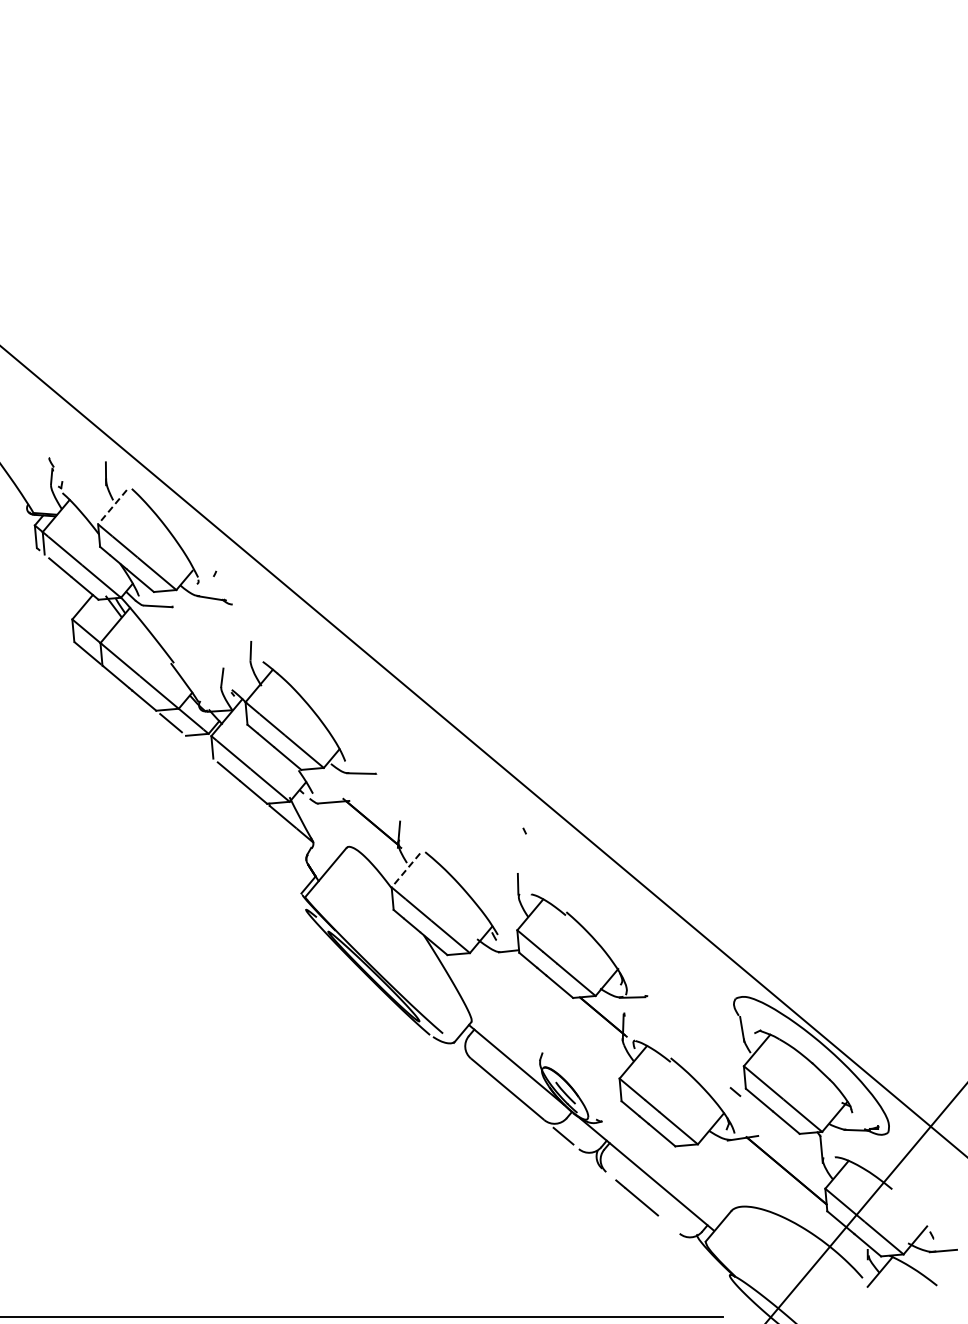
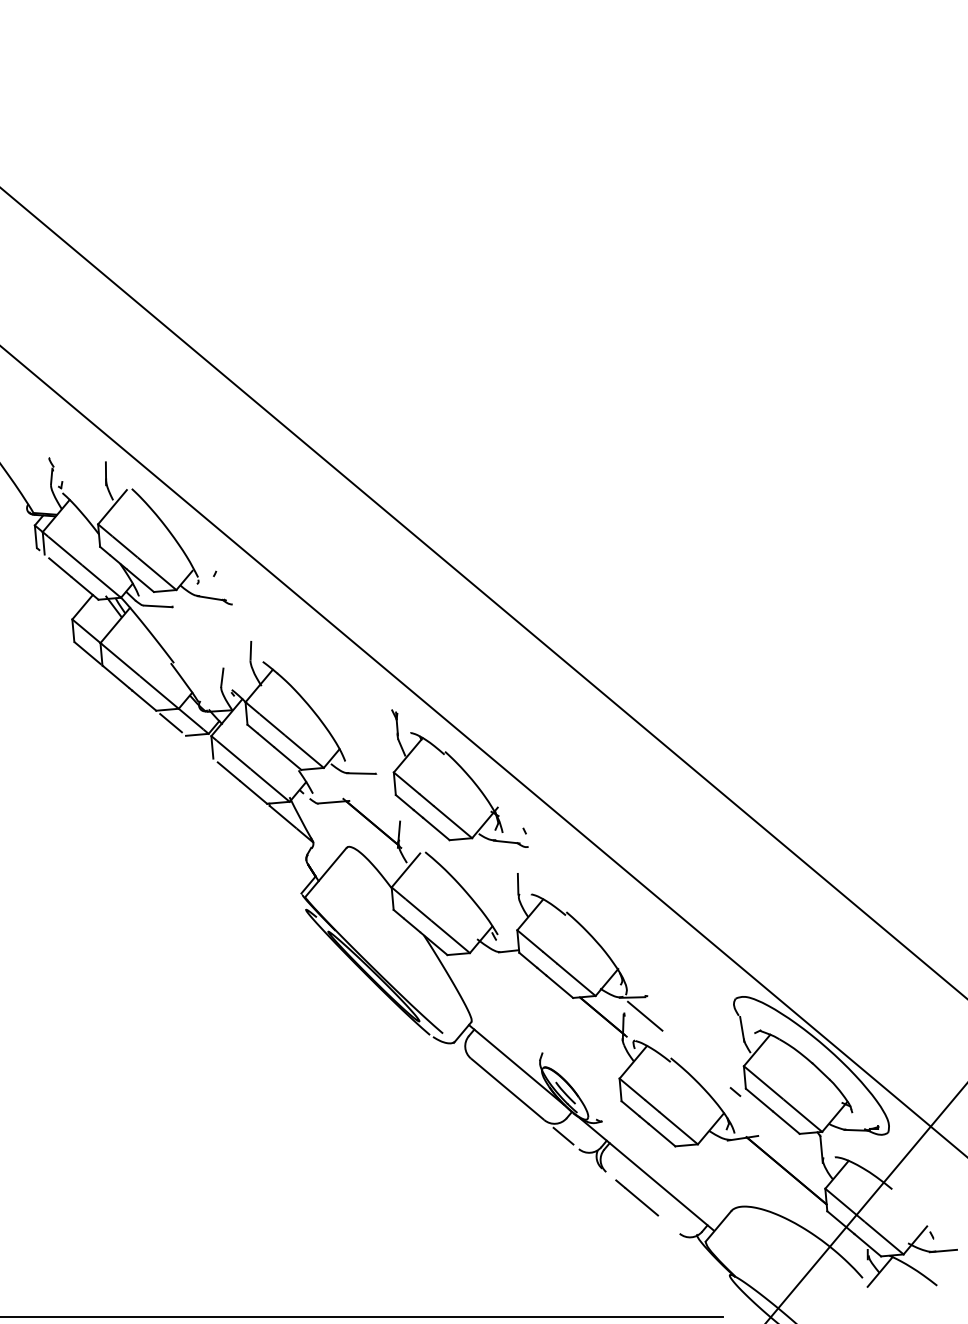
line: dashed -> solid (112, 507)
line: none -> present (483, 592)
part: none -> present (459, 778)
line: dashed -> solid (405, 870)
line: none -> present (645, 1015)
